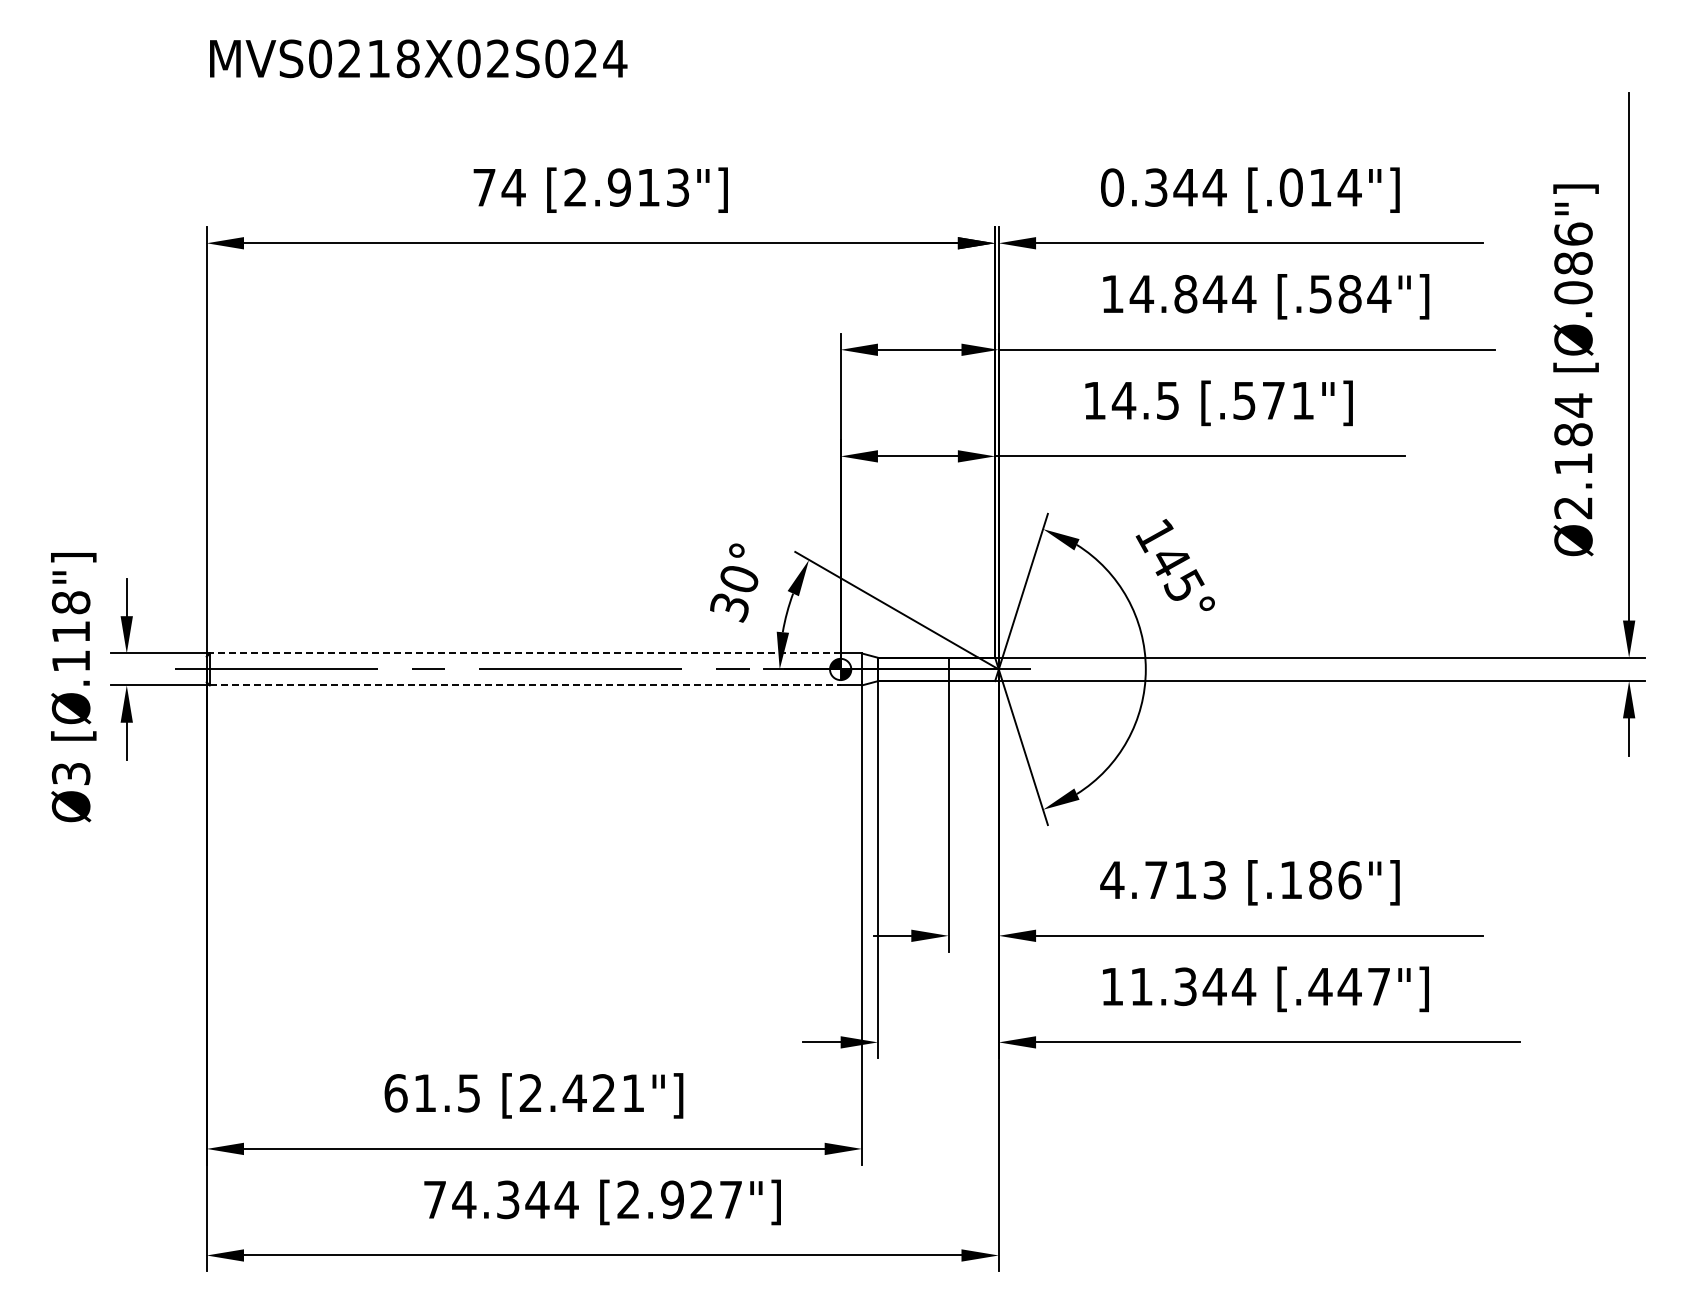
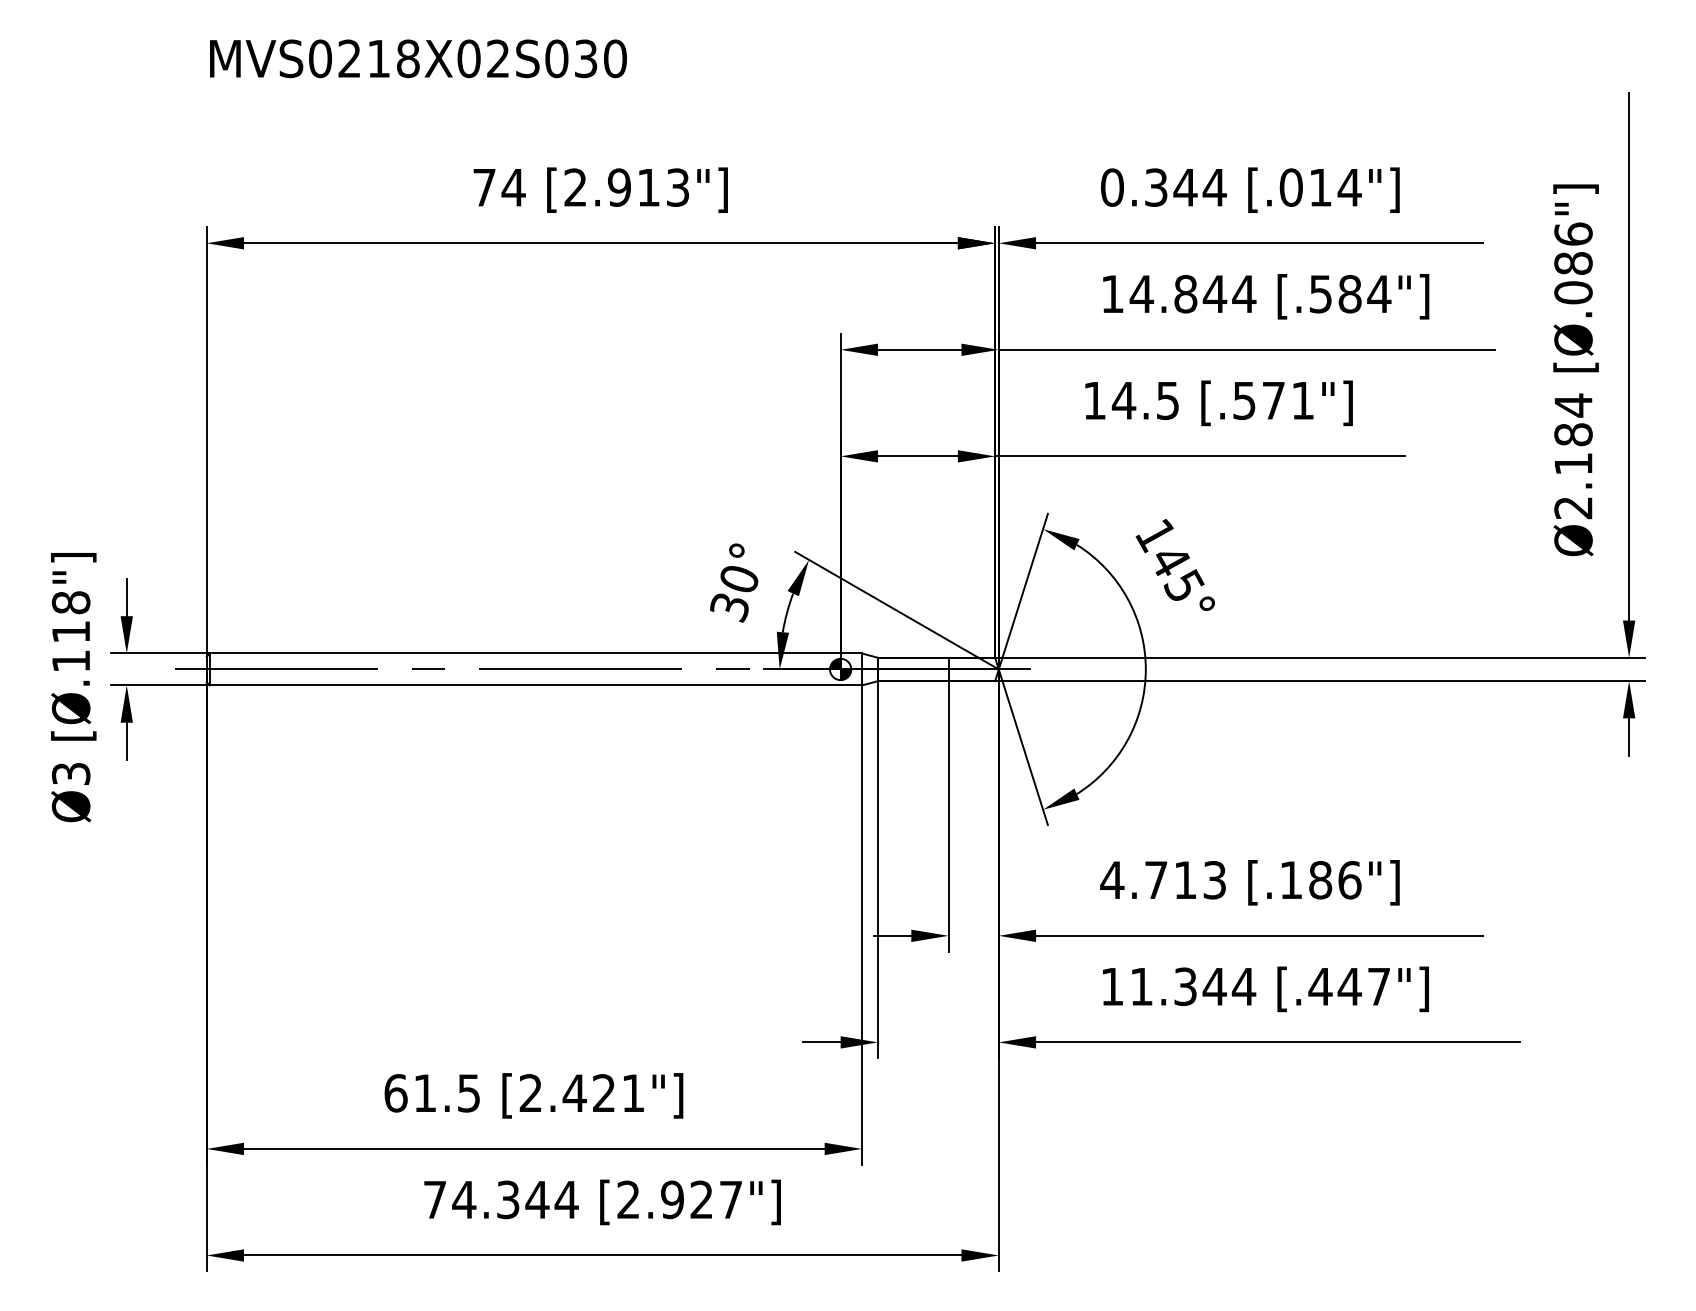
text: MVS0218X02S024 -> MVS0218X02S030 (601, 58)
line: dashed -> solid (524, 653)
line: dashed -> solid (525, 685)
